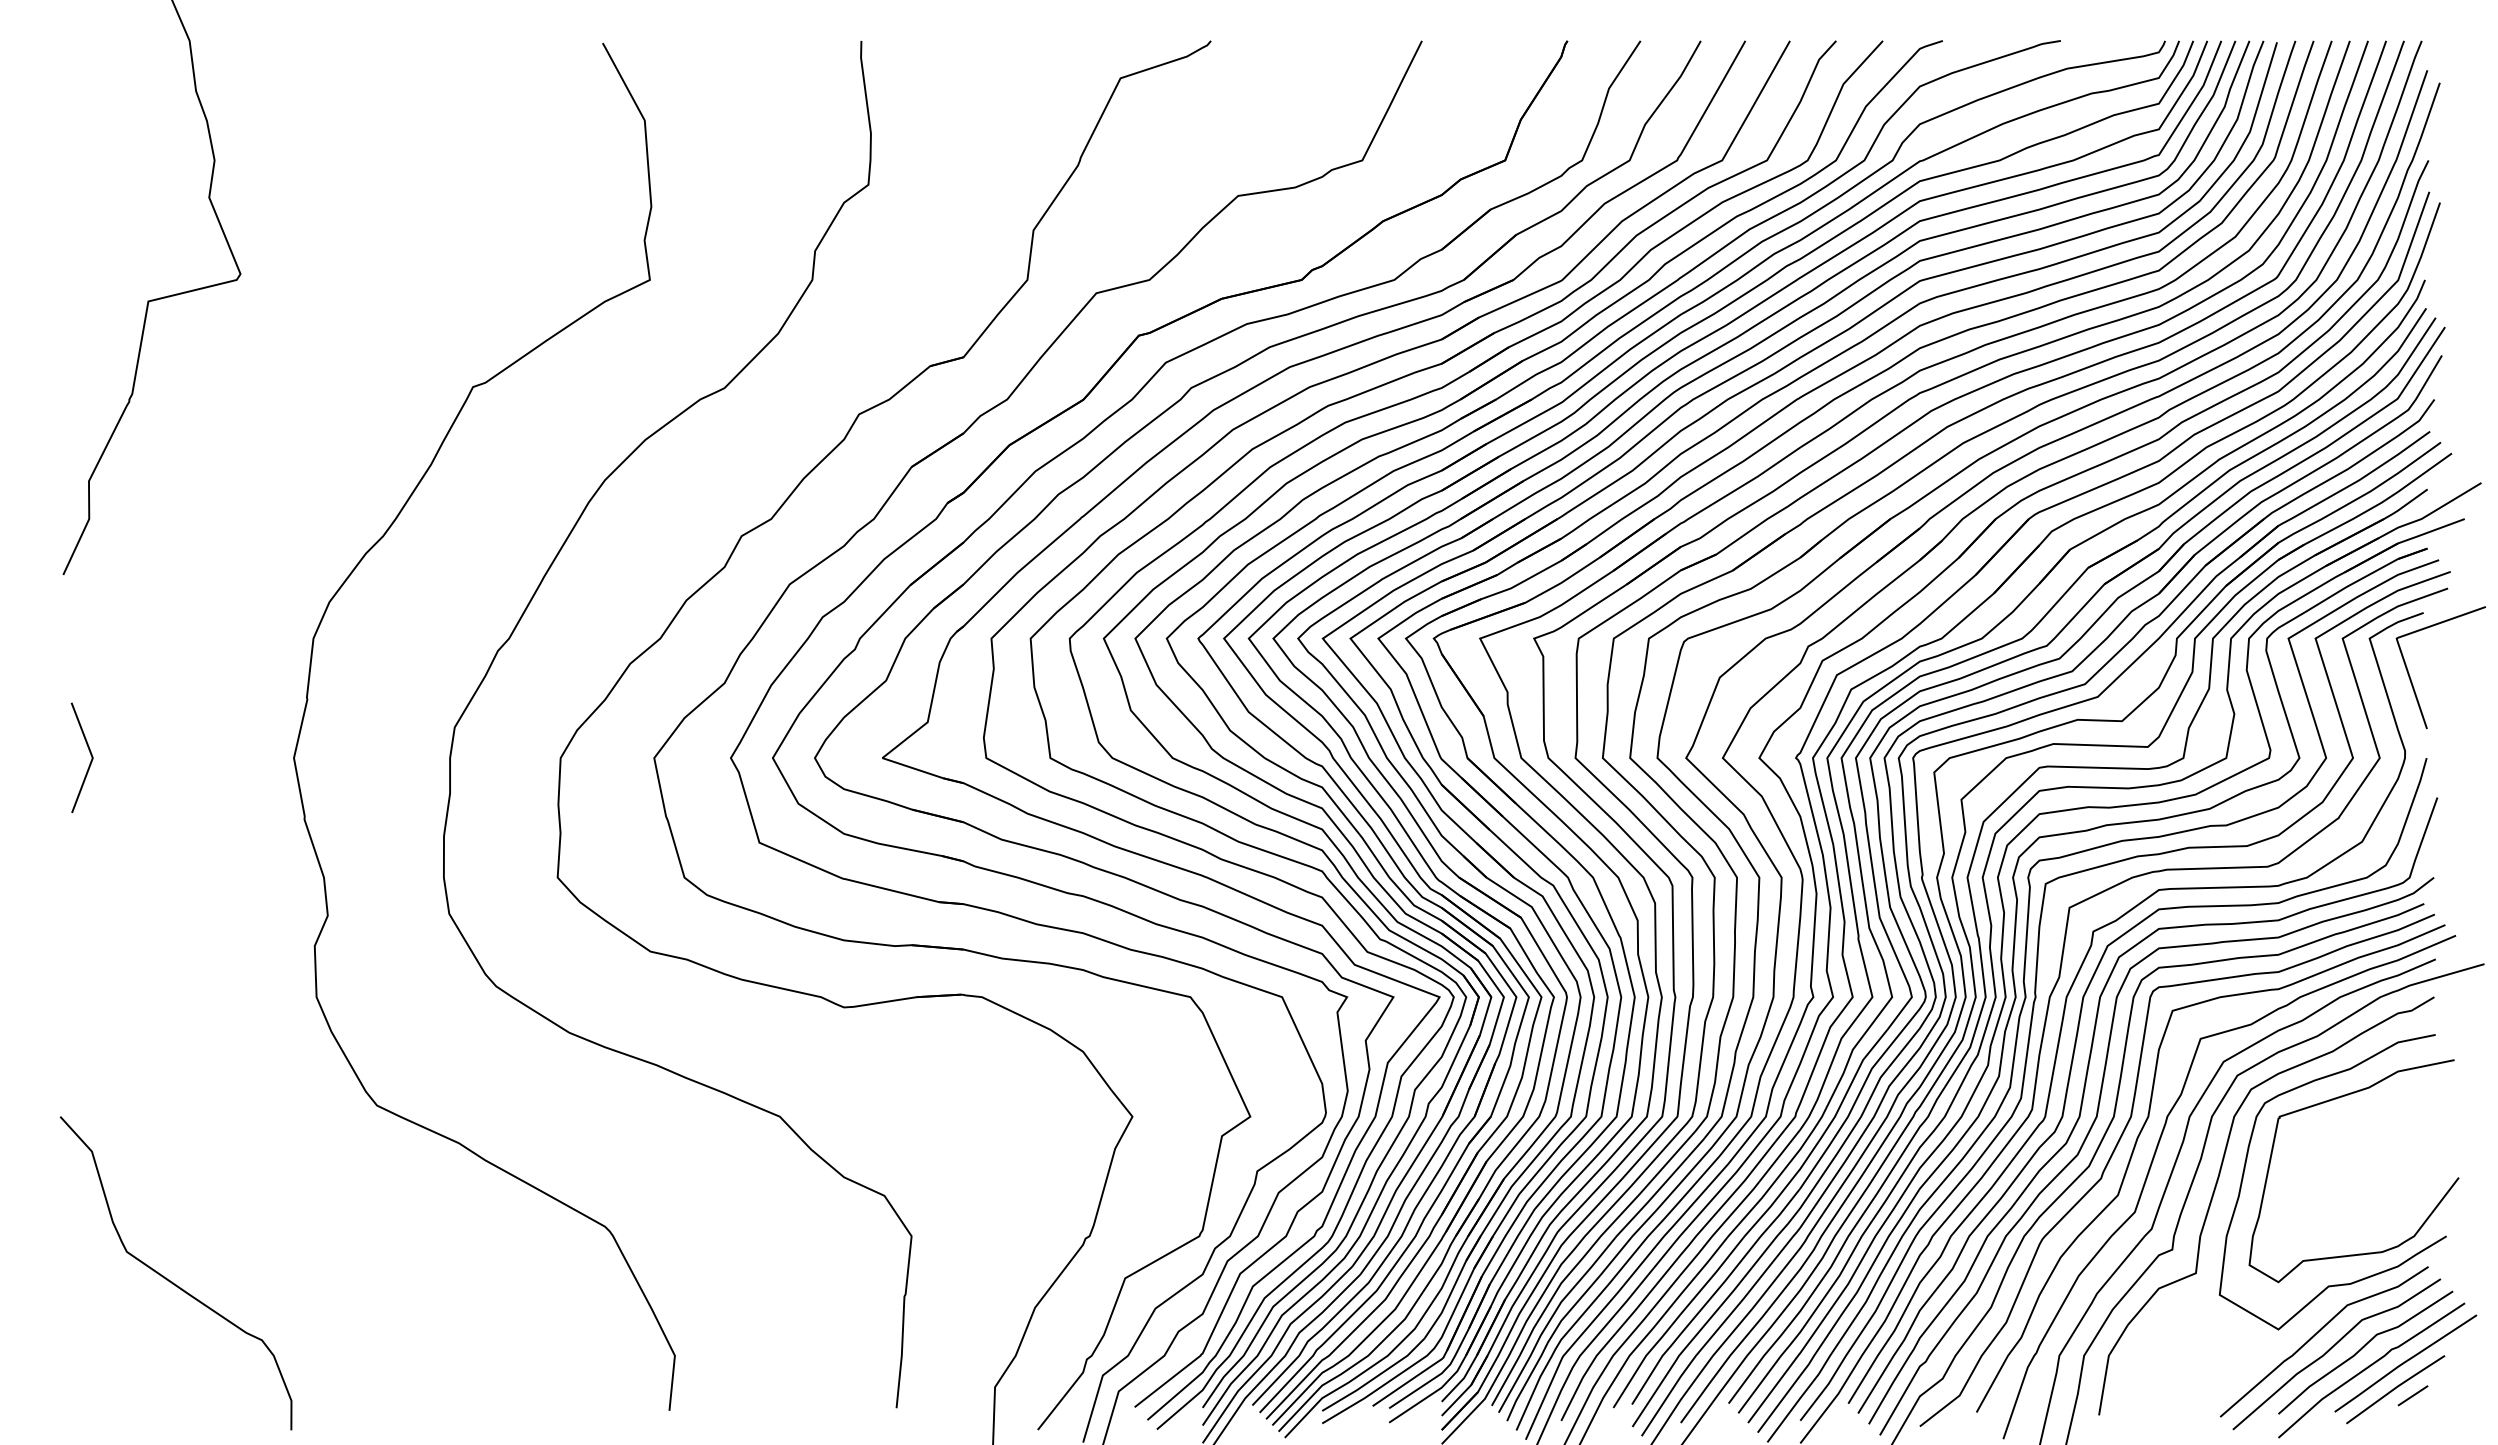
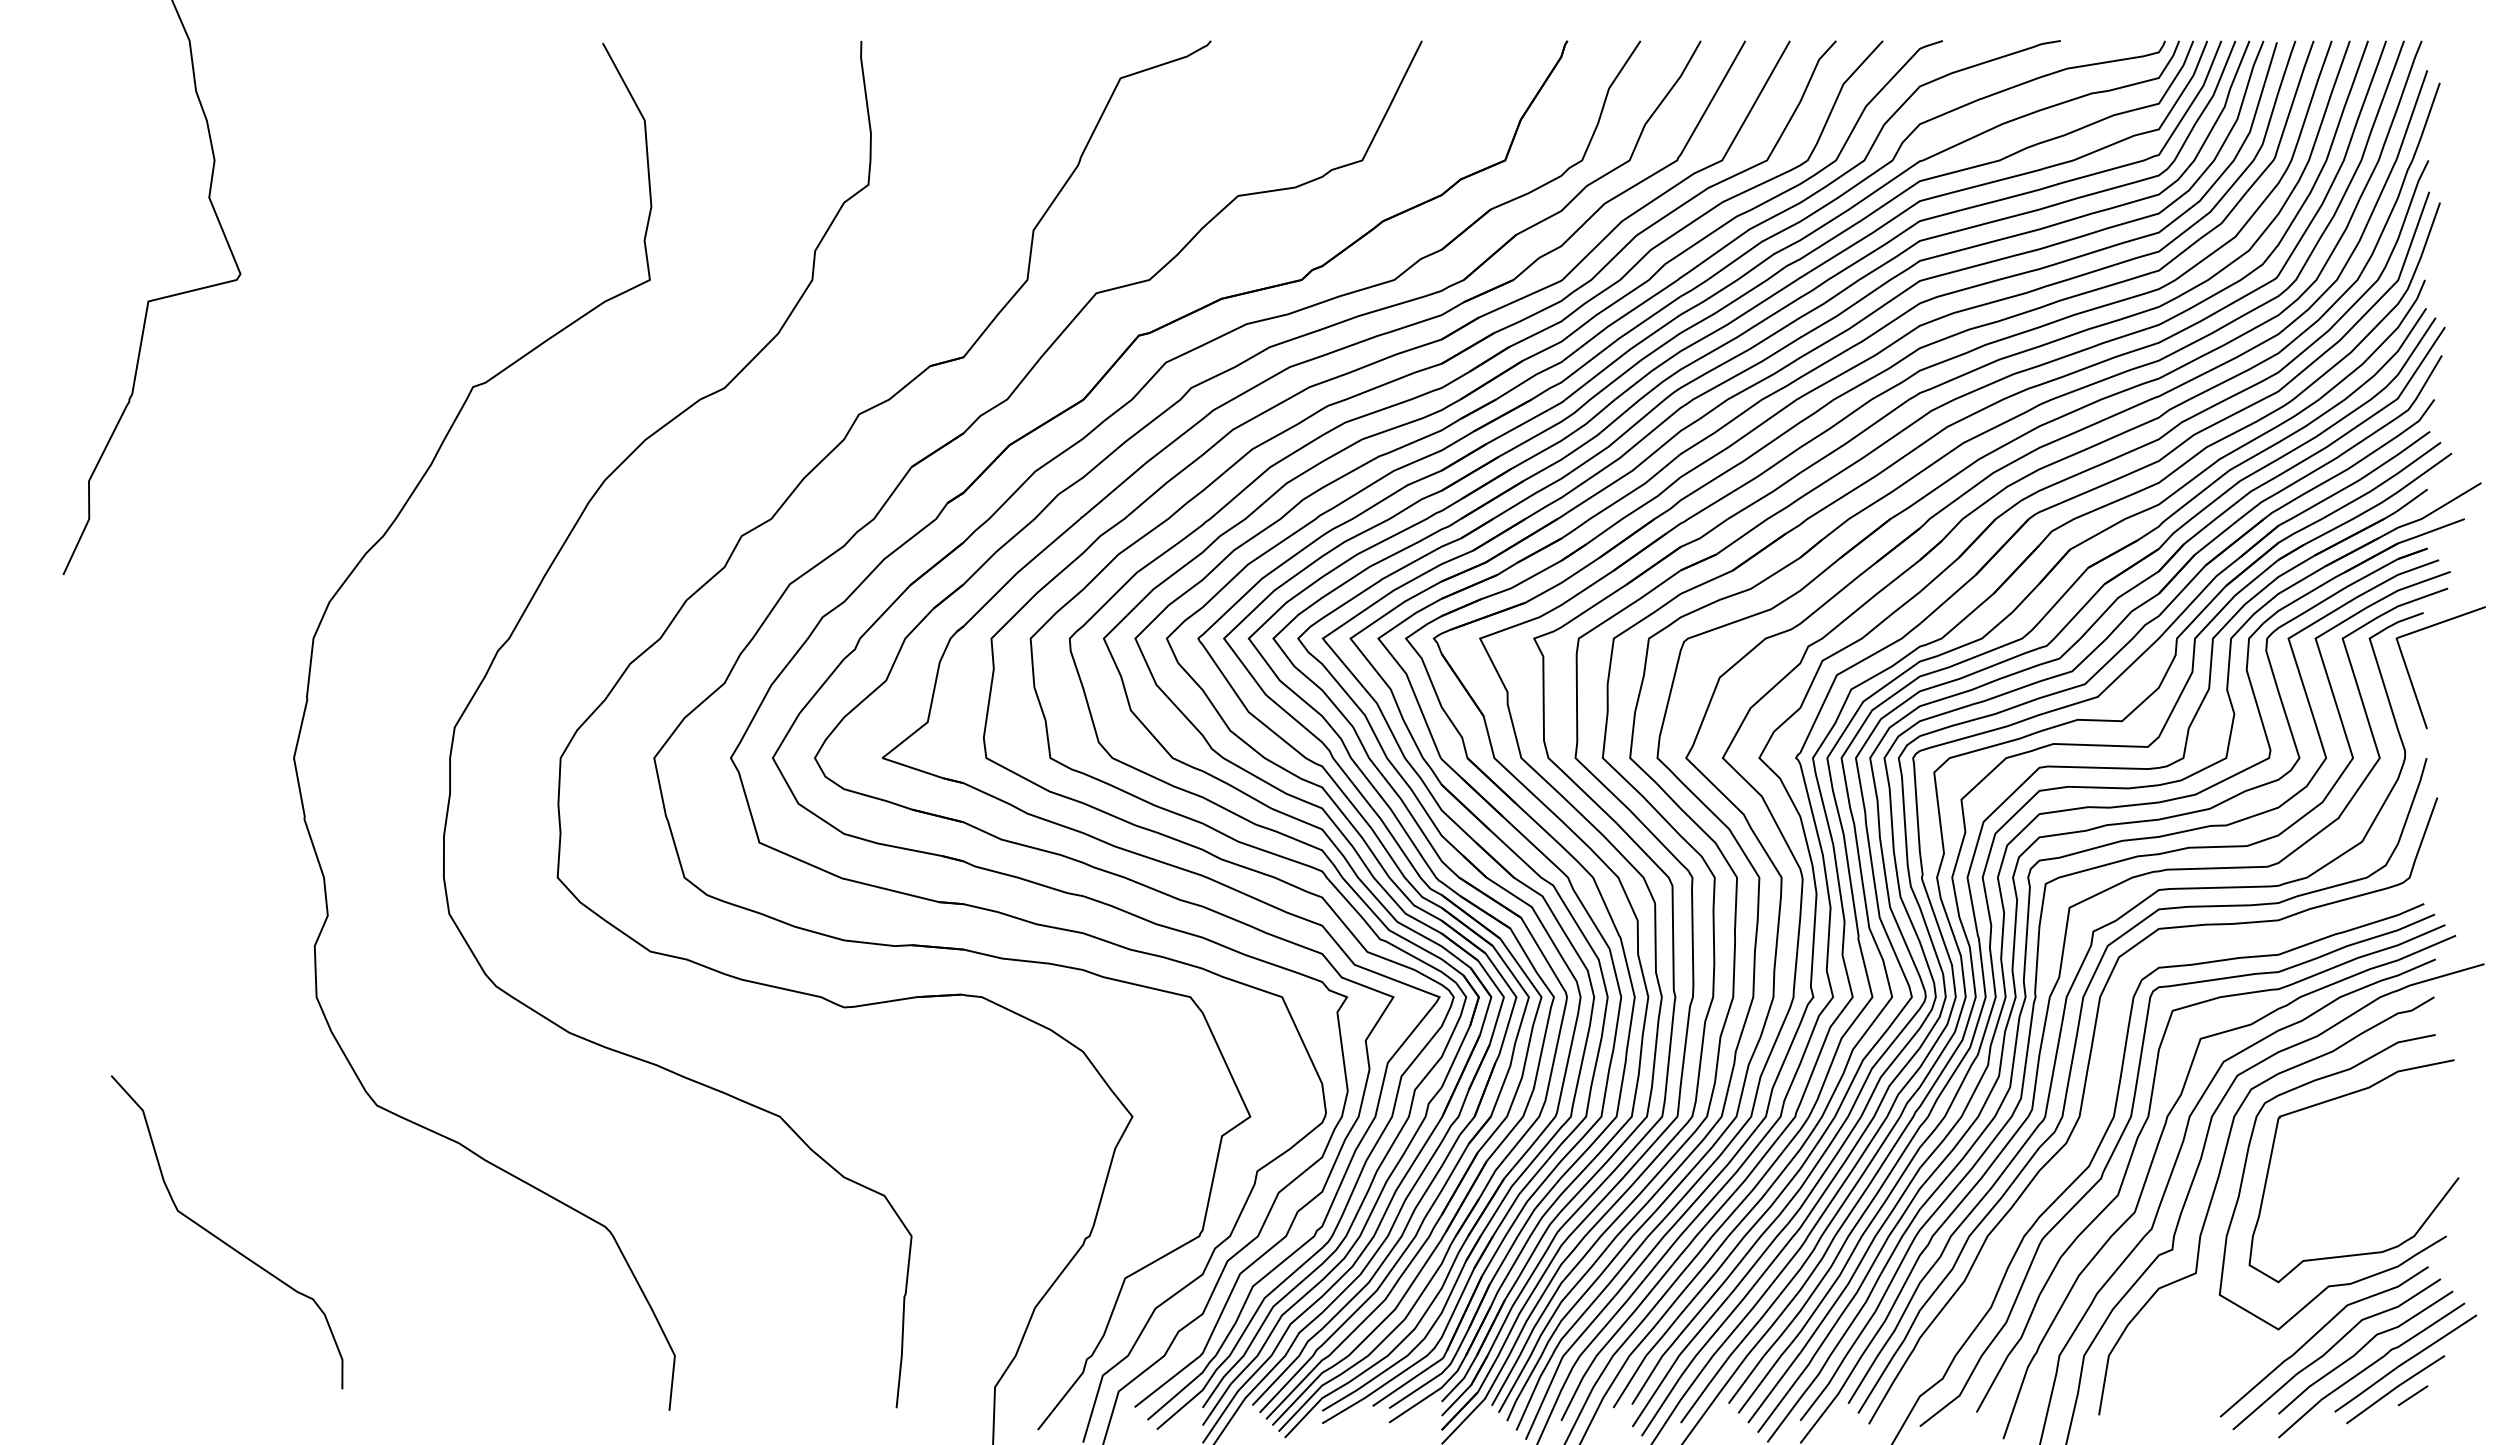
line: present -> none (90, 755)
curve: present -> none (2093, 1125)
curve position: (169, 1279) -> (220, 1238) (220, 1238)
